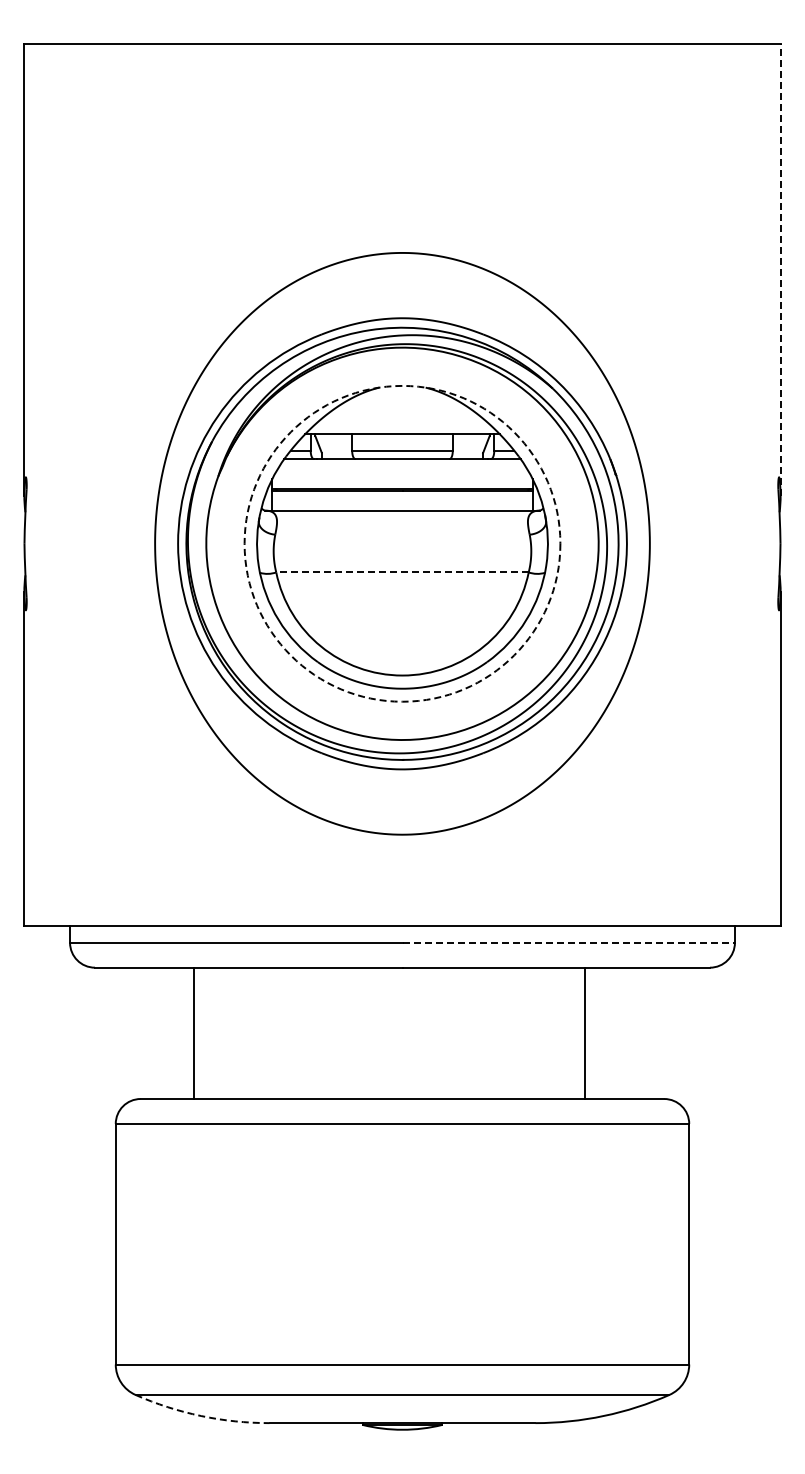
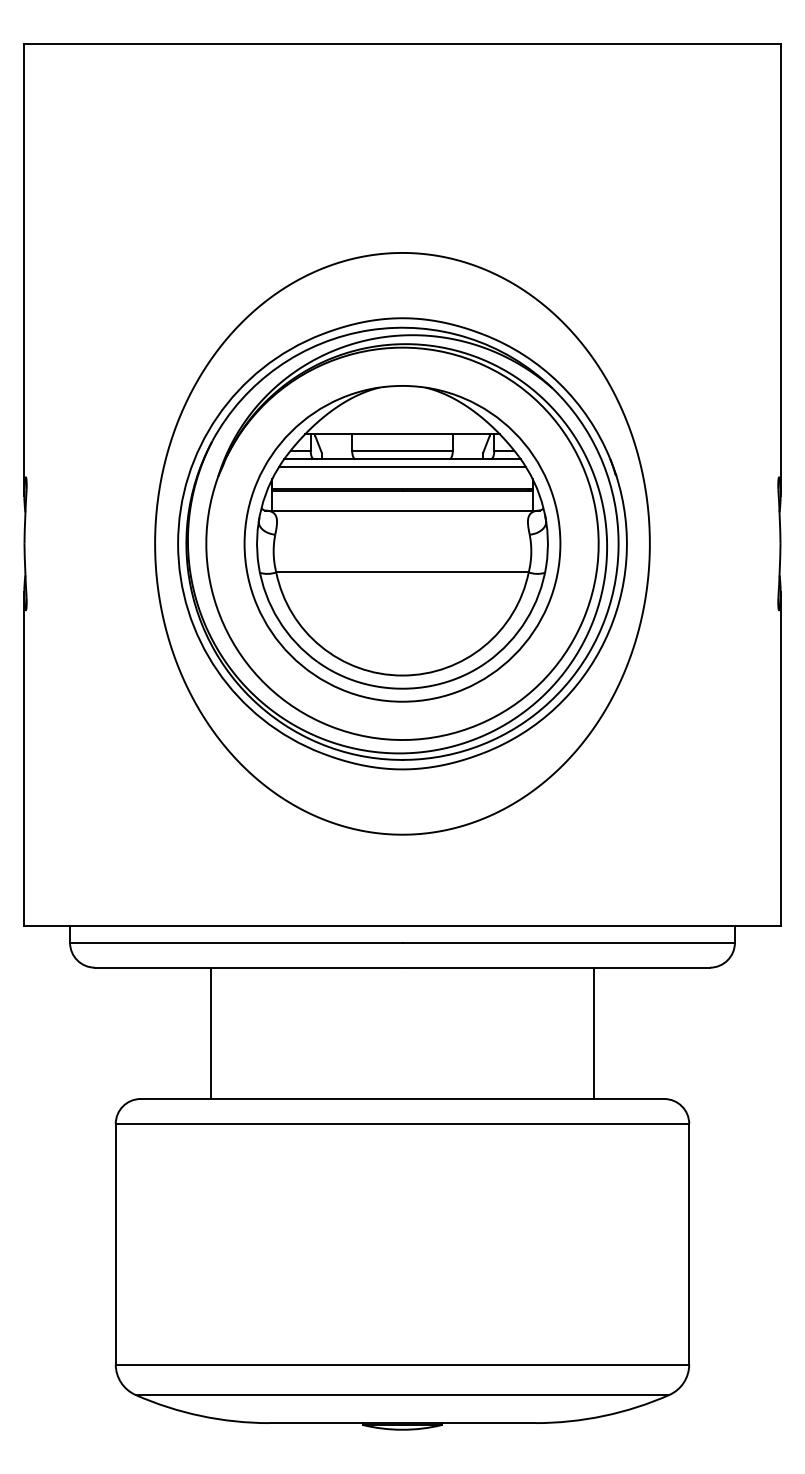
line: dashed -> solid (780, 270)
line: none -> present (402, 467)
circle: dashed -> solid (402, 543)
line: dashed -> solid (401, 572)
line: dashed -> solid (569, 942)
line position: (194, 1033) -> (211, 1033) (211, 1033)
line position: (584, 1033) -> (593, 1033) (593, 1033)
arc: dashed -> solid (201, 1416)
